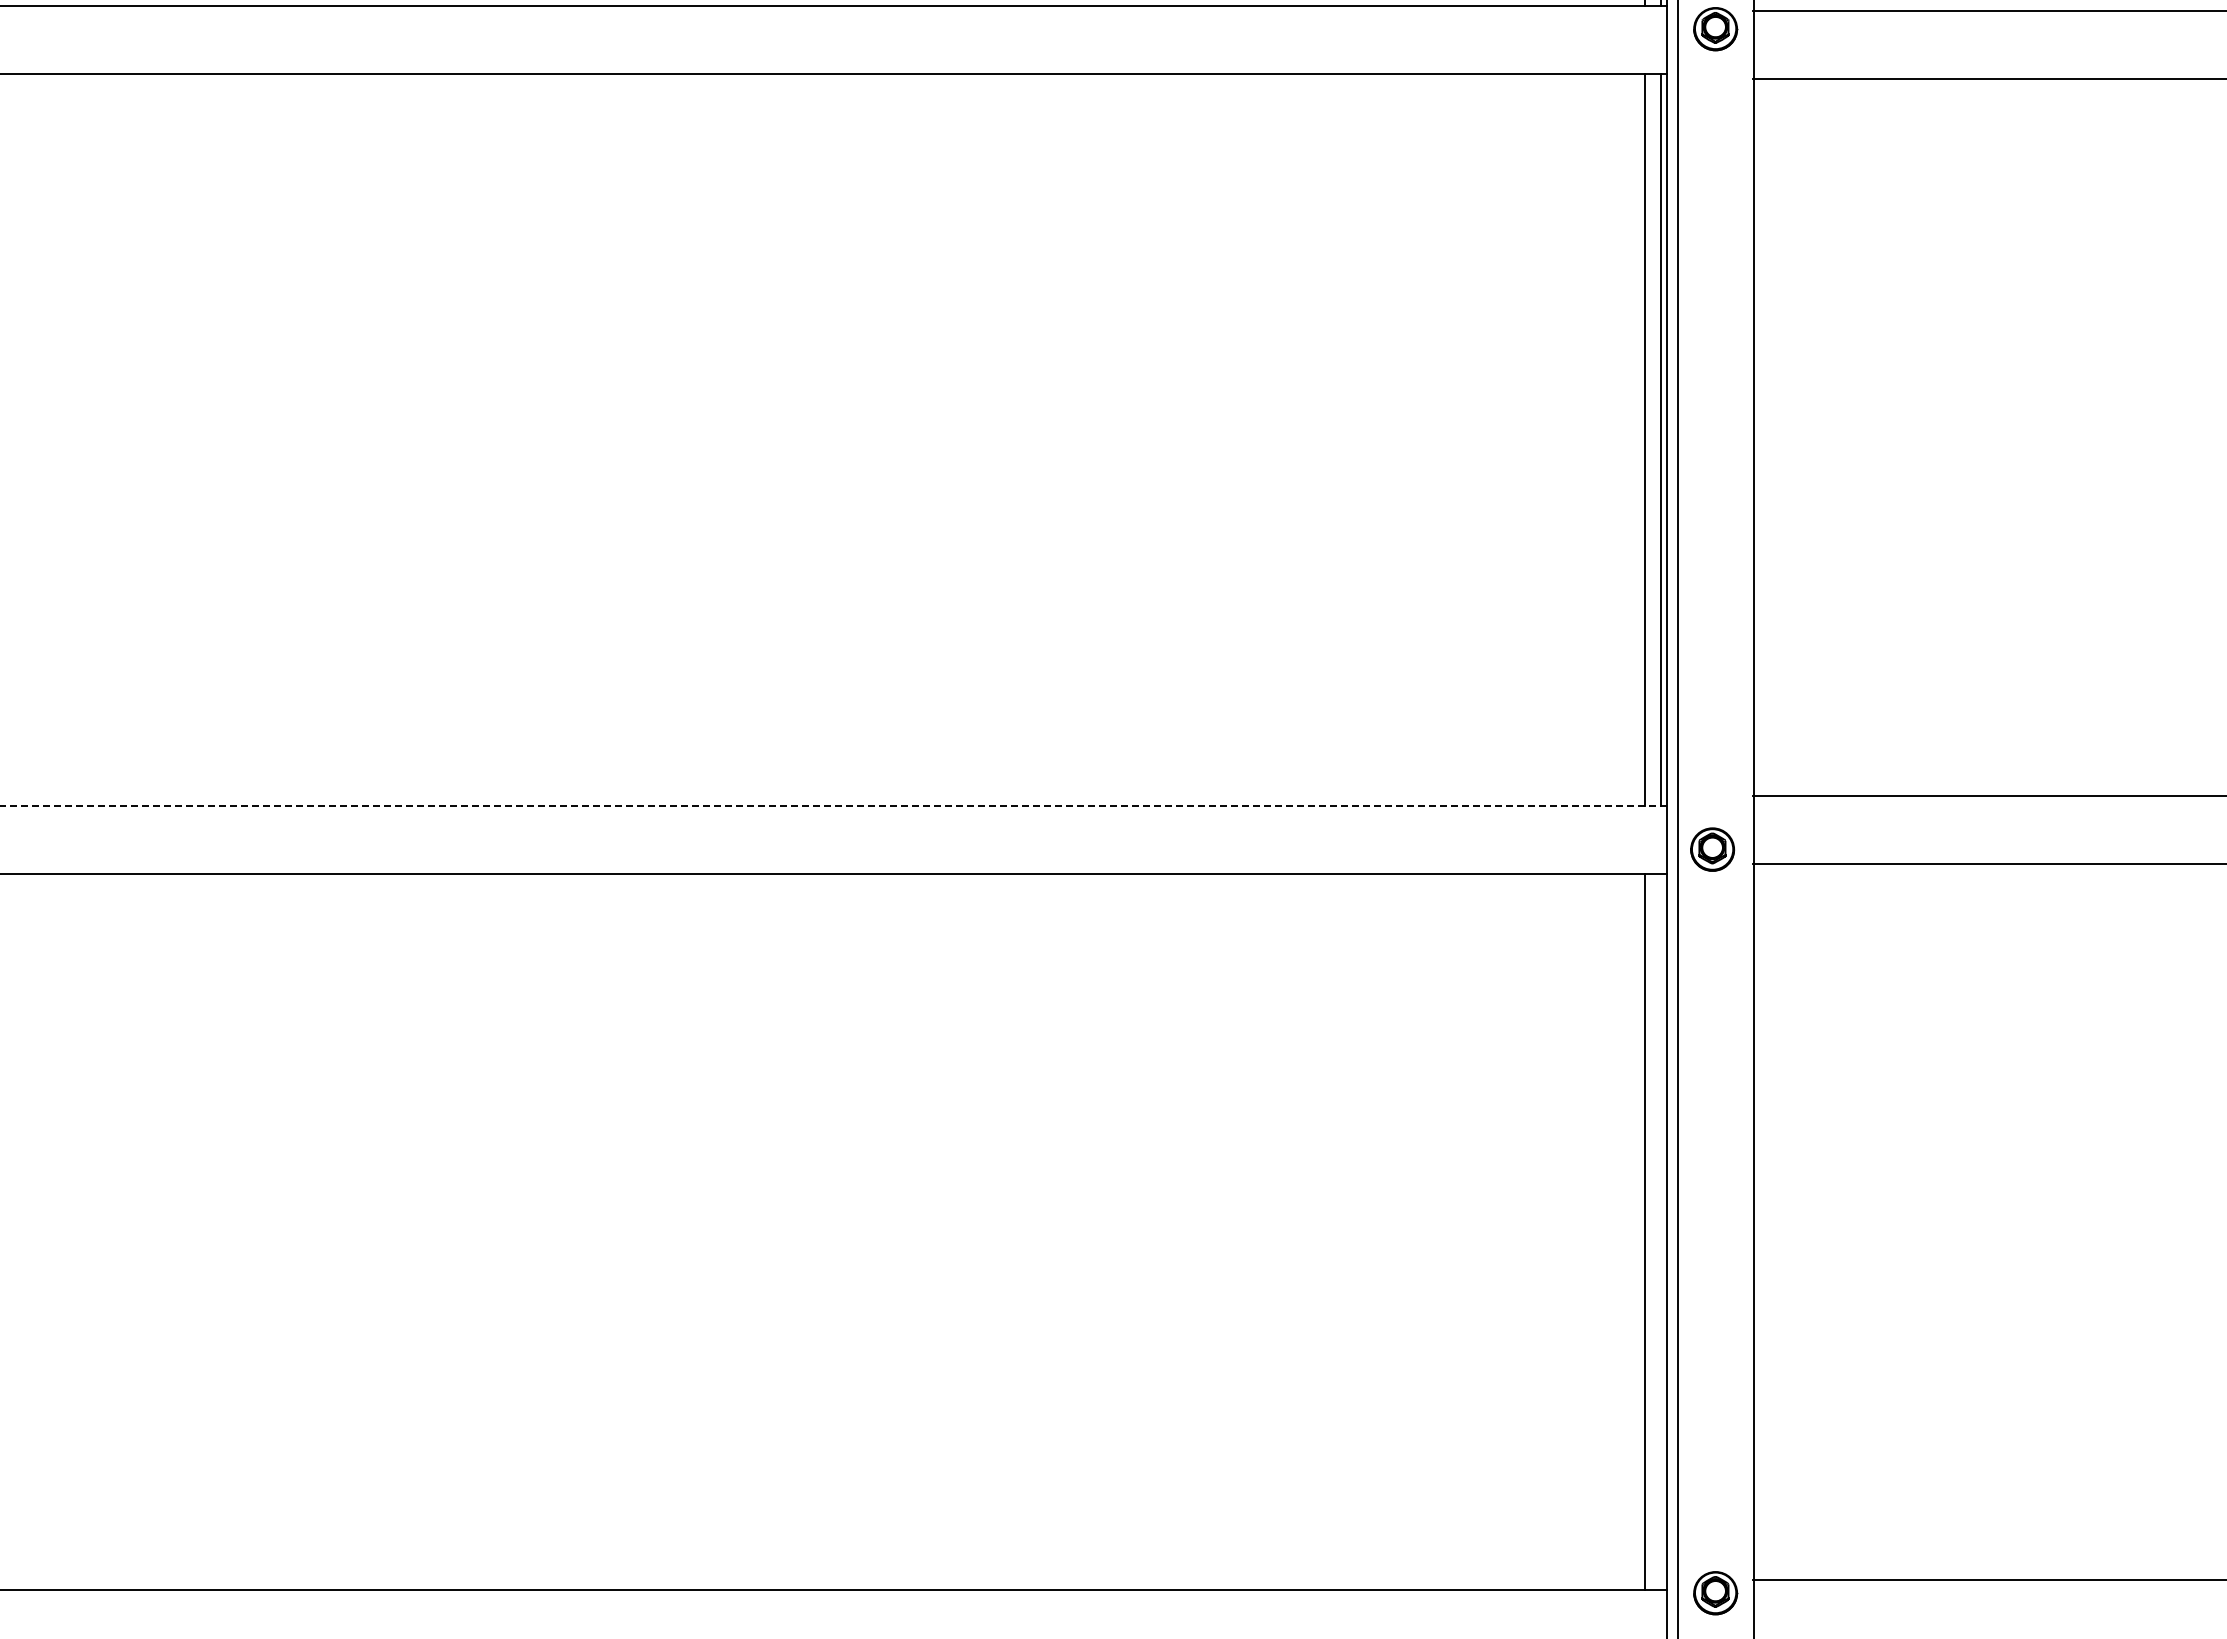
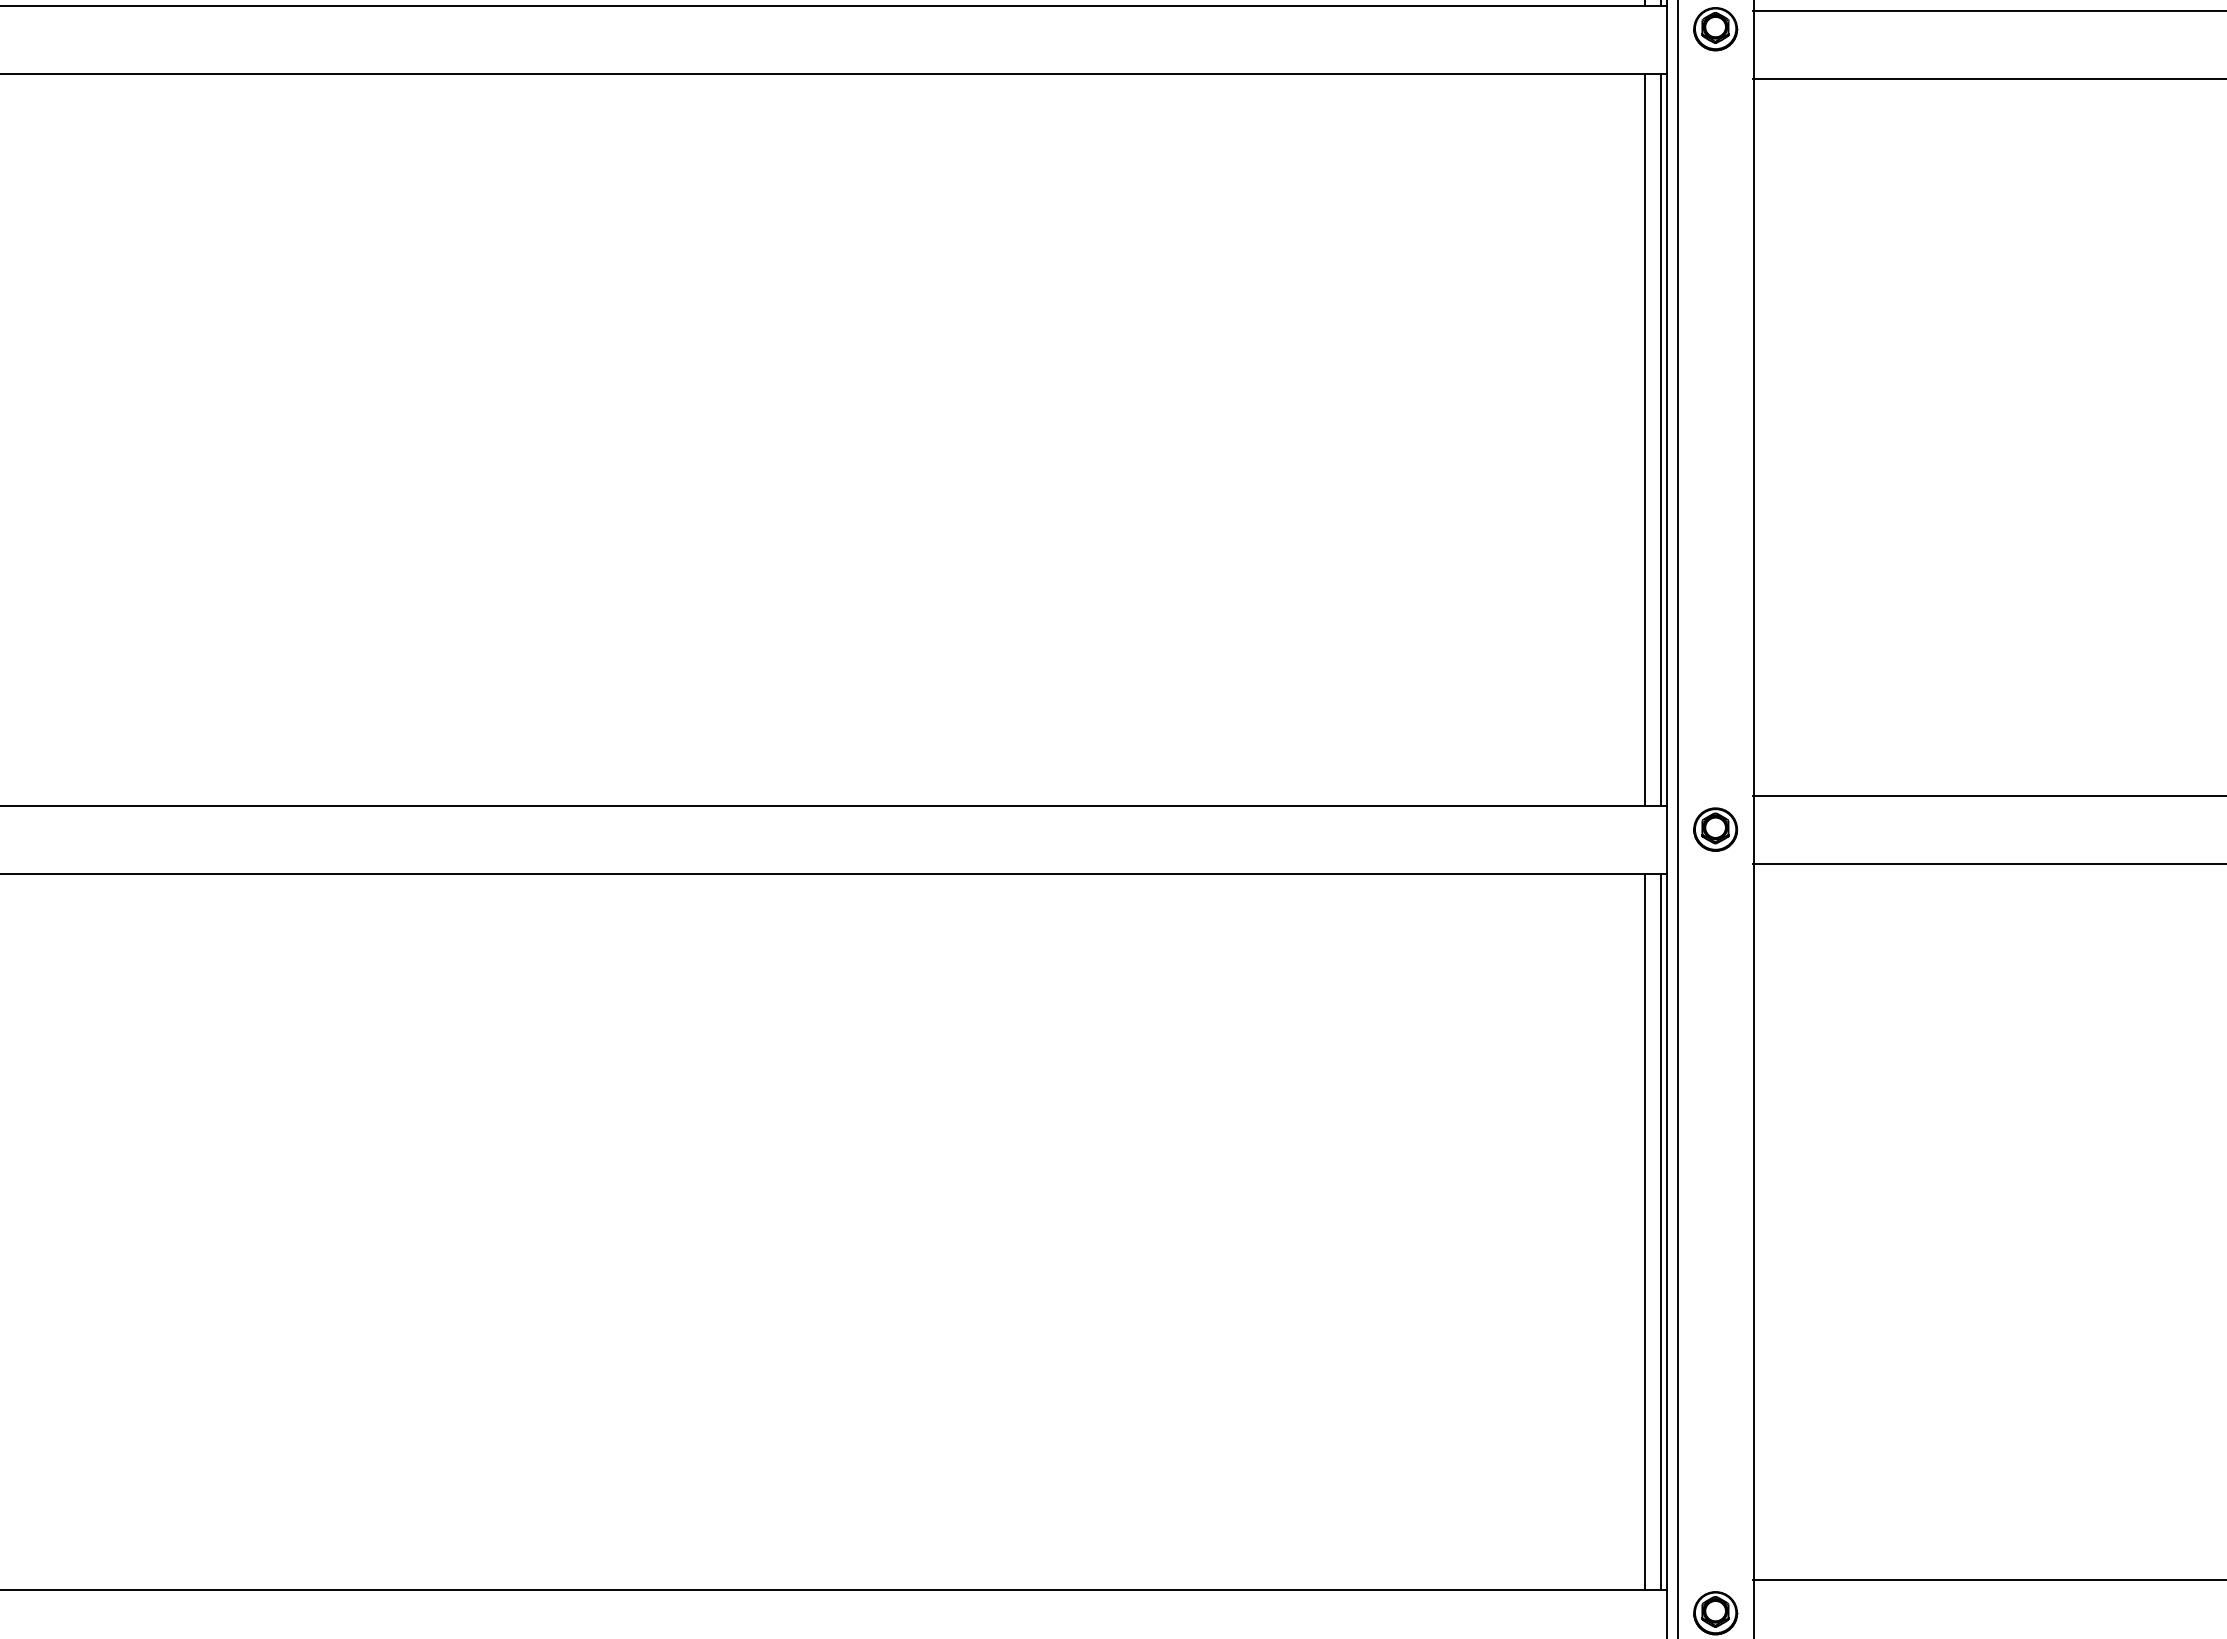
line: dashed -> solid (833, 806)
part position: (1712, 849) -> (1715, 829) (1715, 829)
line: none -> present (1661, 1231)
part position: (1715, 1593) -> (1715, 1613) (1715, 1613)
